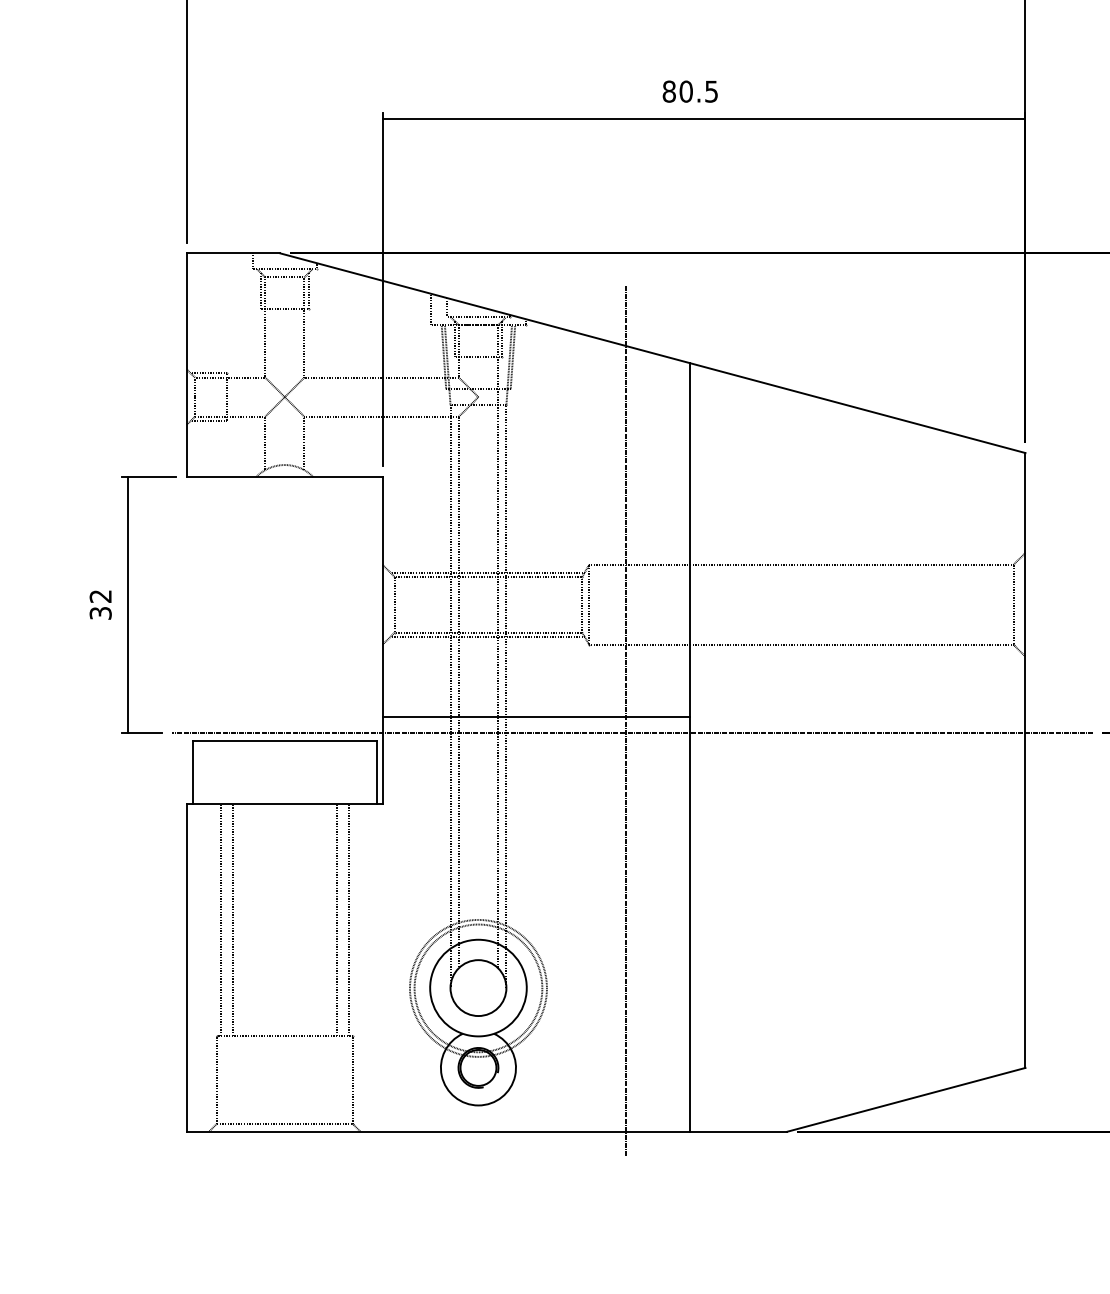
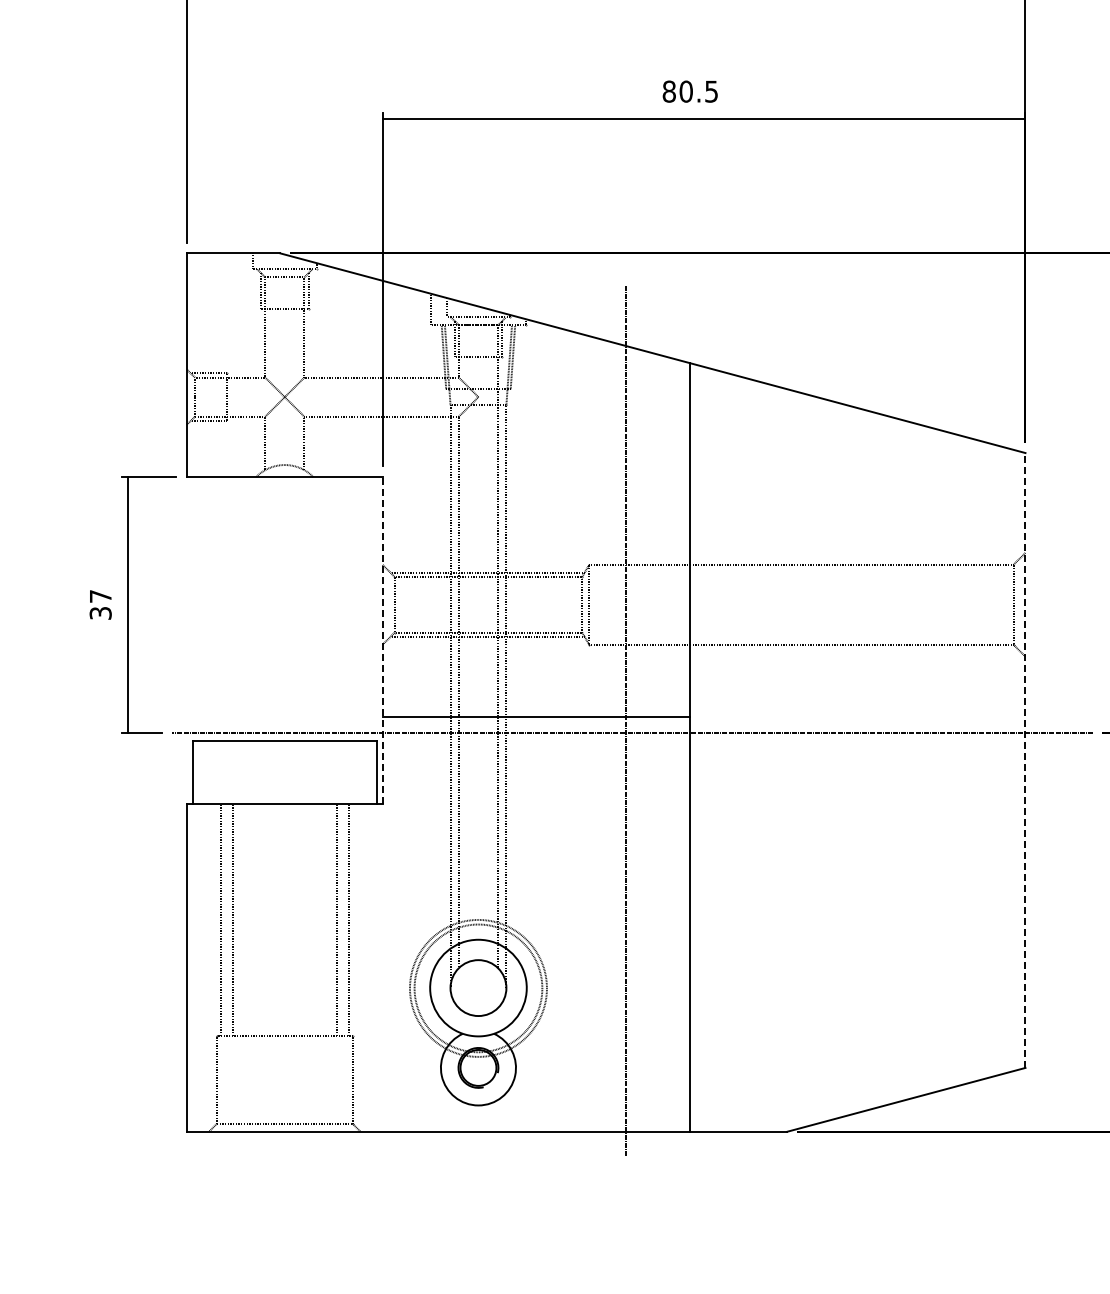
text: 32 -> 37 (100, 596)
line: solid -> dashed (382, 640)
line: solid -> dashed (1025, 759)
